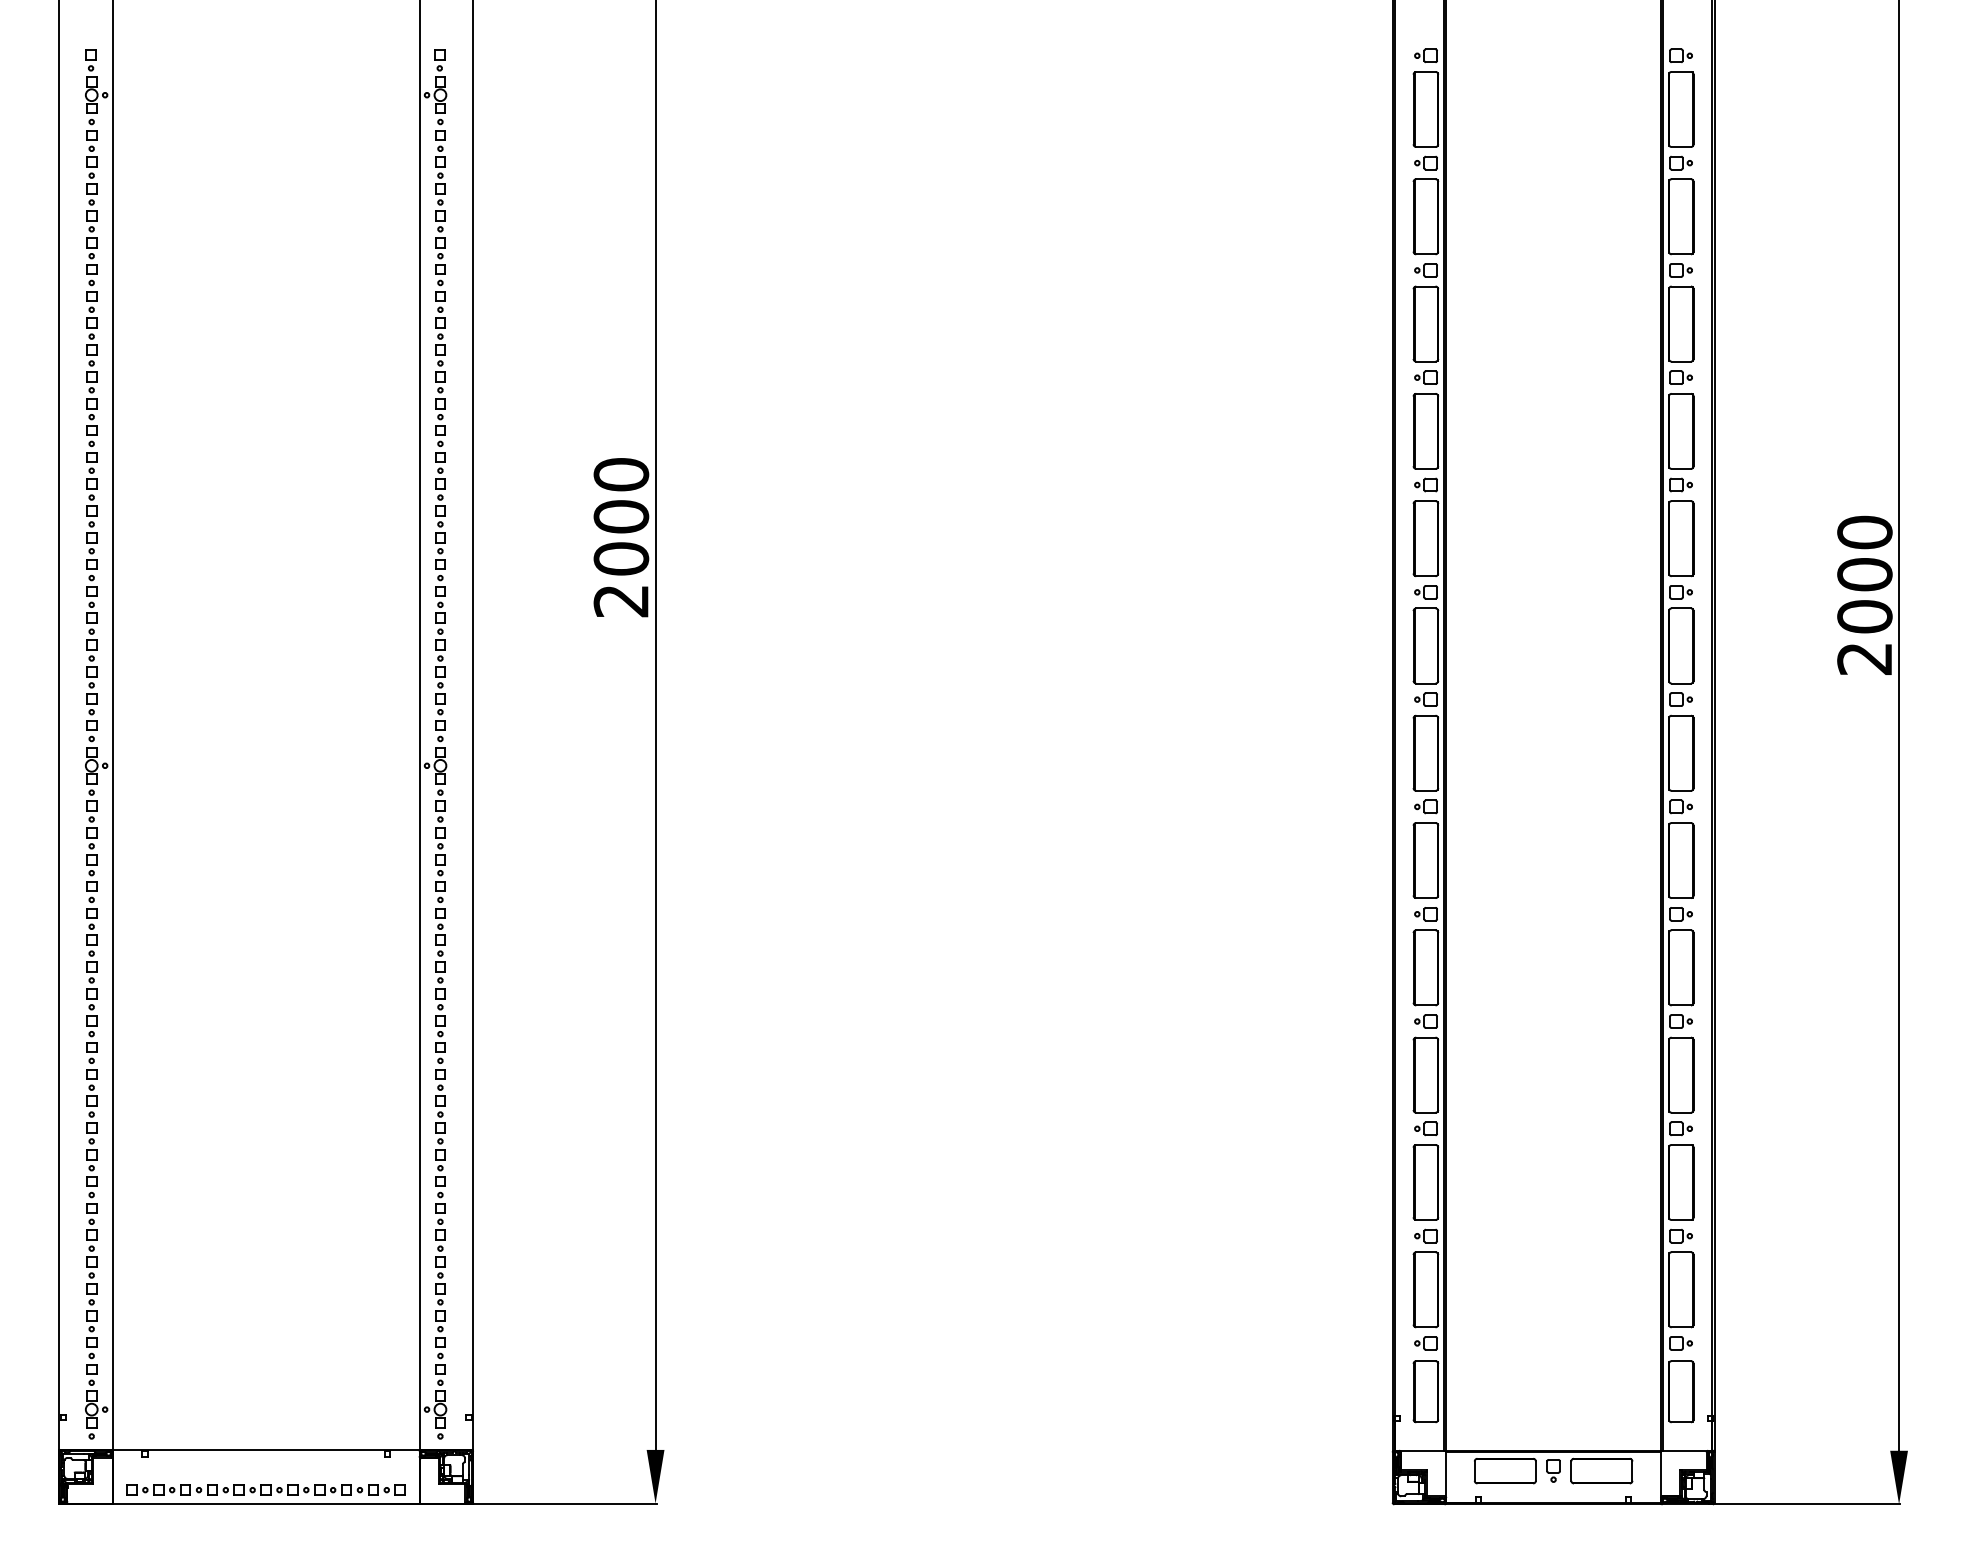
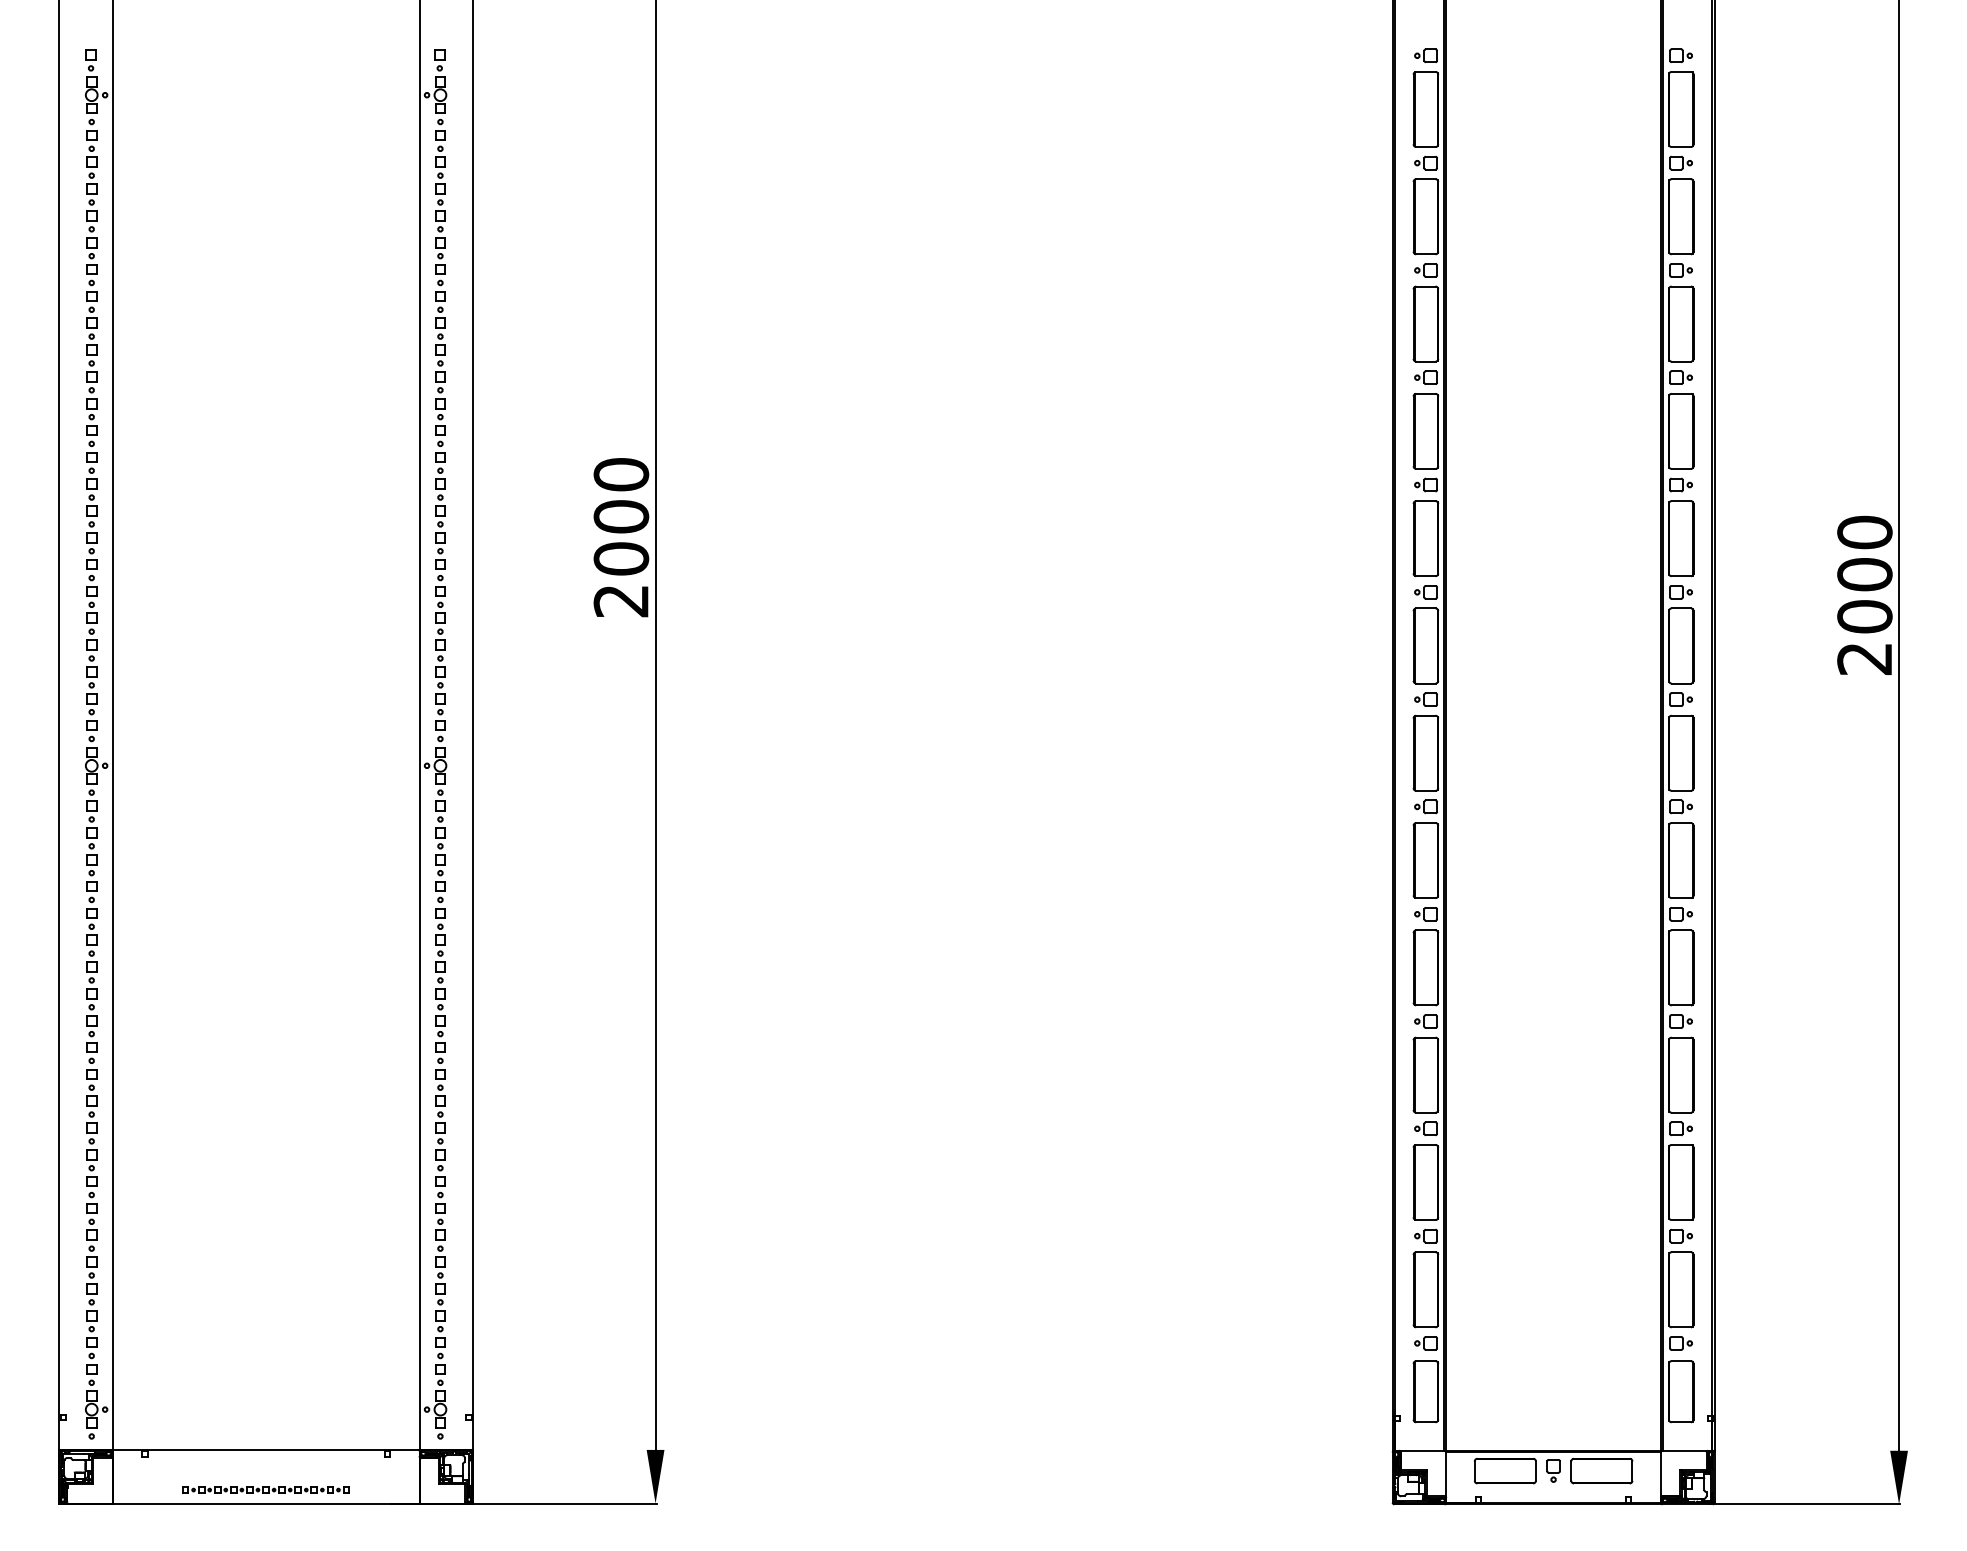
part size: 280x12 px -> 168x8 px (265, 1489)
